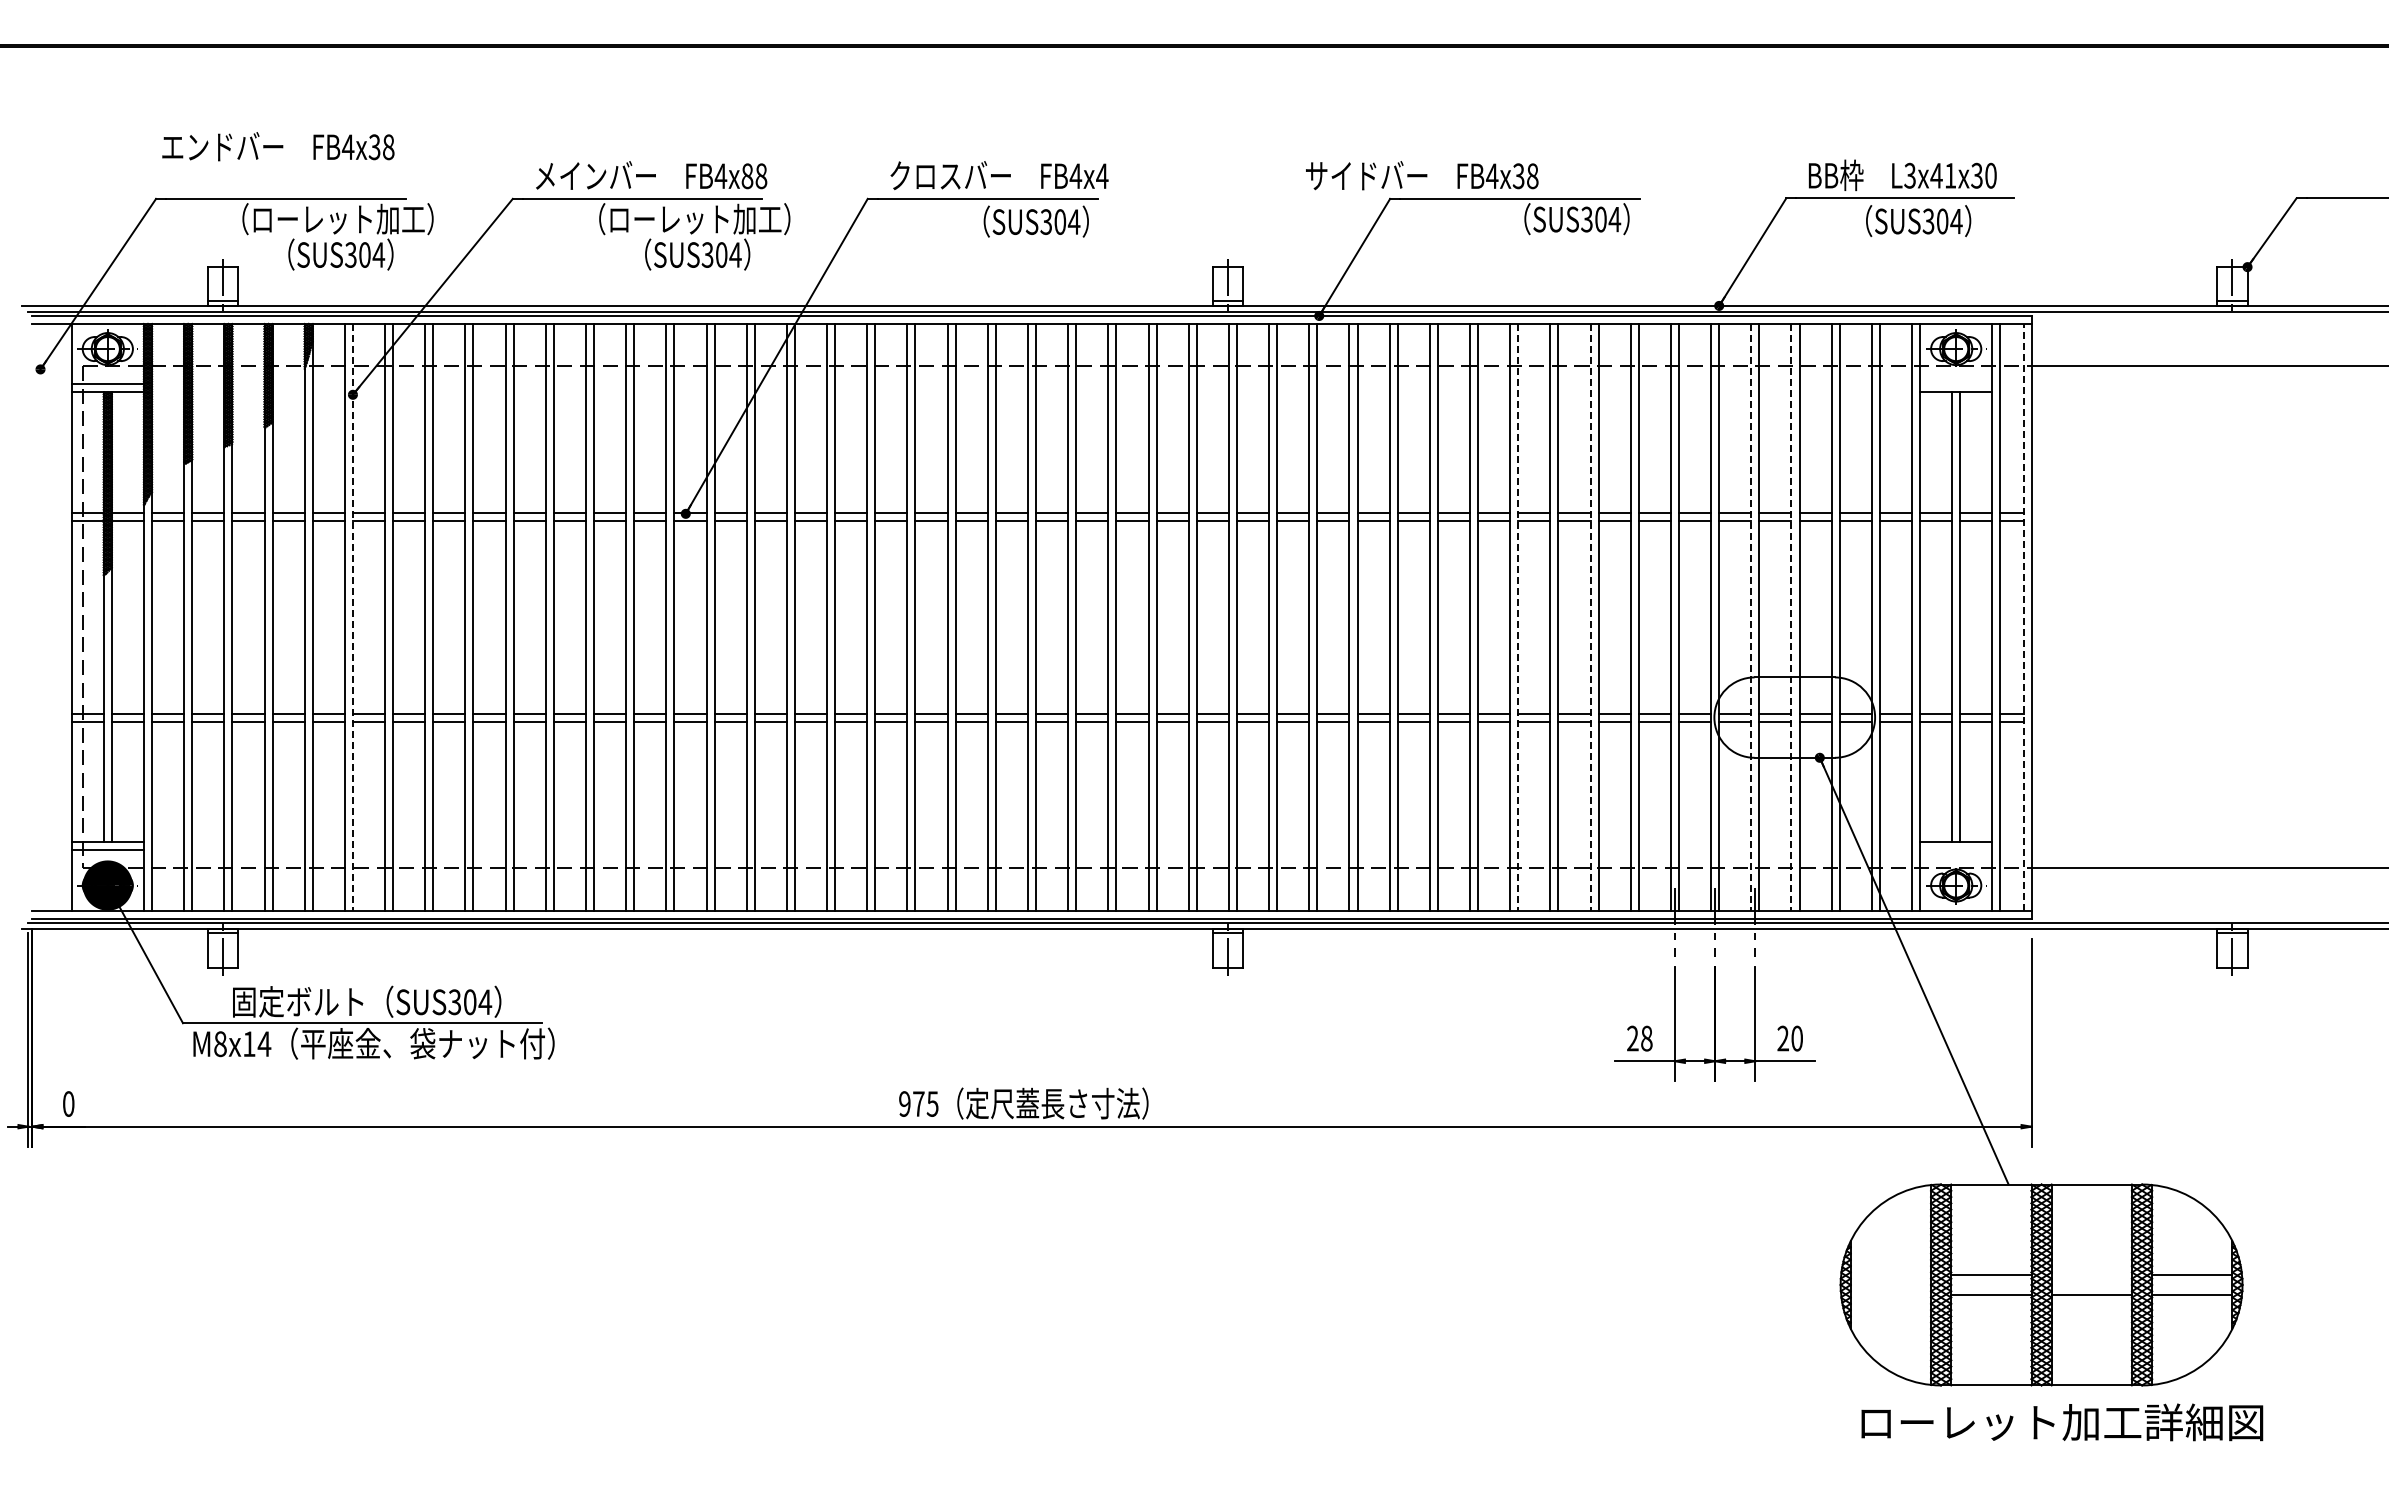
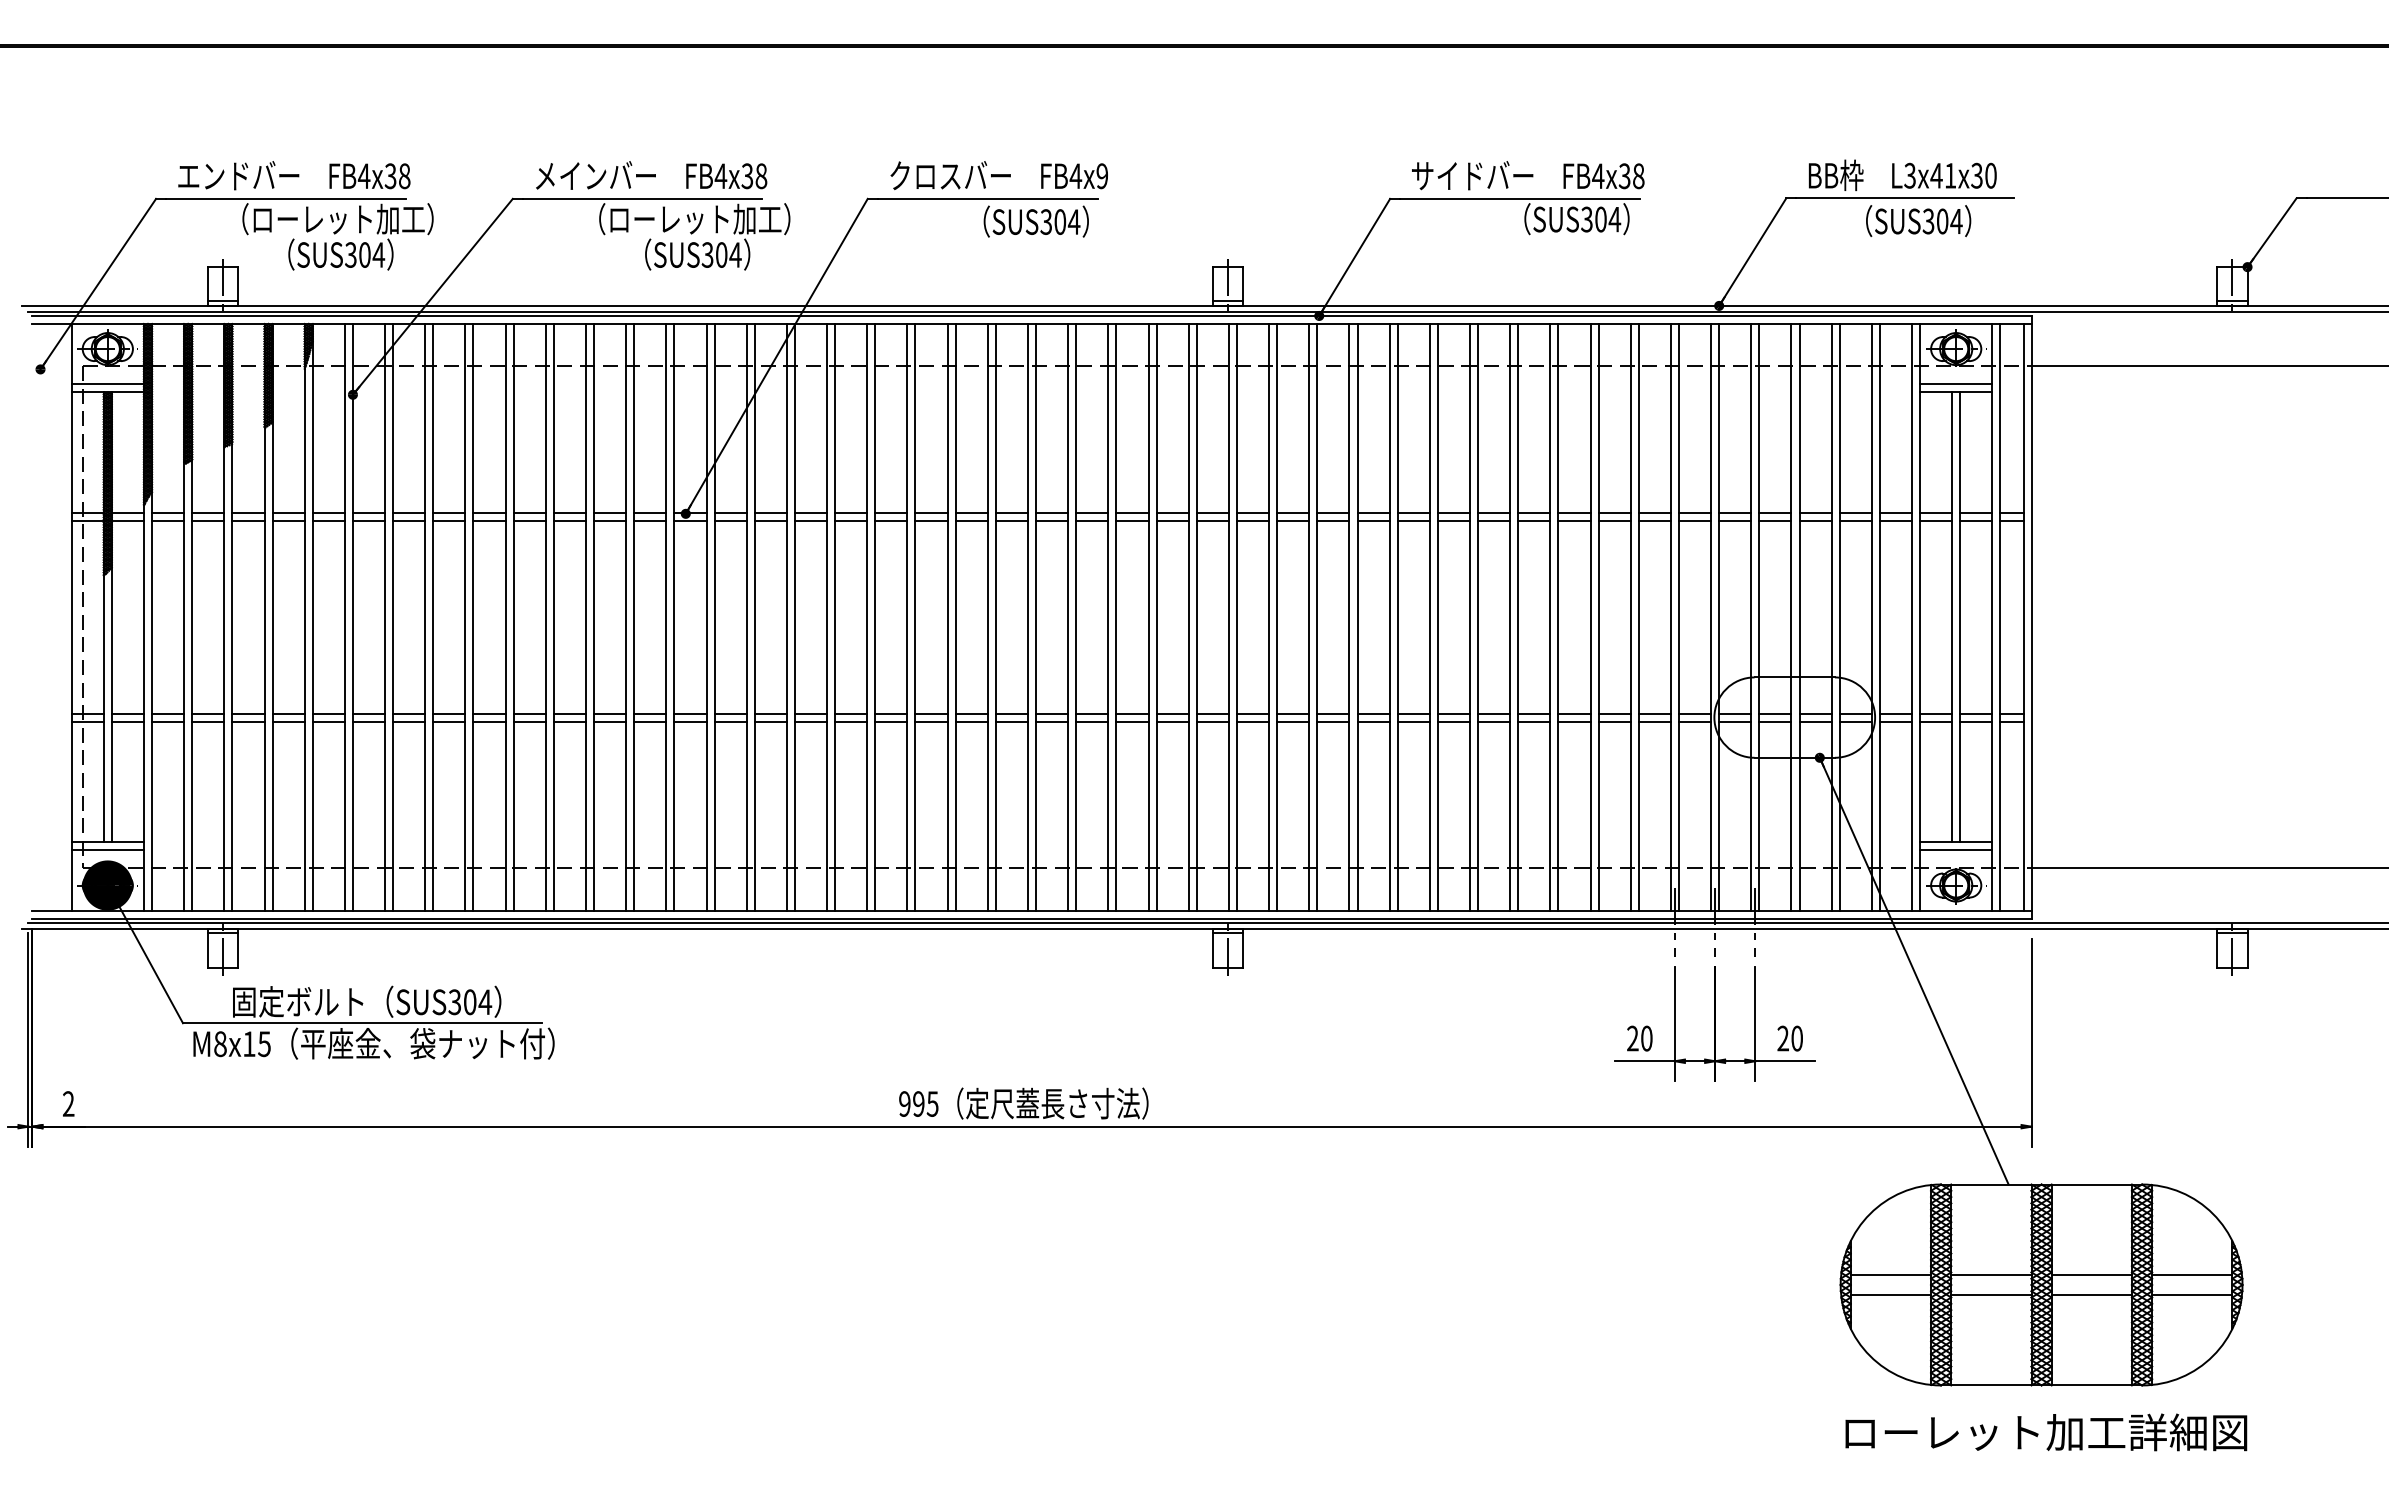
text position: (278, 146) -> (294, 175) (294, 175)
text: FB4x88 -> FB4x38 (747, 175)
text position: (1422, 175) -> (1528, 175) (1528, 175)
text: FB4x4 -> FB4x9 (1102, 176)
line: none -> present (1956, 384)
line: dashed -> solid (2023, 616)
line: dashed -> solid (352, 617)
line: dashed -> solid (1518, 617)
line: dashed -> solid (1590, 617)
line: dashed -> solid (1751, 617)
line: dashed -> solid (1791, 617)
line: none -> present (1956, 850)
text: 28 -> 20 (1646, 1038)
text: M8x14 -> M8x15 (264, 1044)
text: 0 -> 2 (68, 1103)
text: 975 -> 995 (918, 1103)
line: none -> present (1890, 1274)
line: none -> present (2091, 1274)
line: none -> present (1890, 1295)
text position: (2062, 1422) -> (2046, 1432) (2046, 1432)
